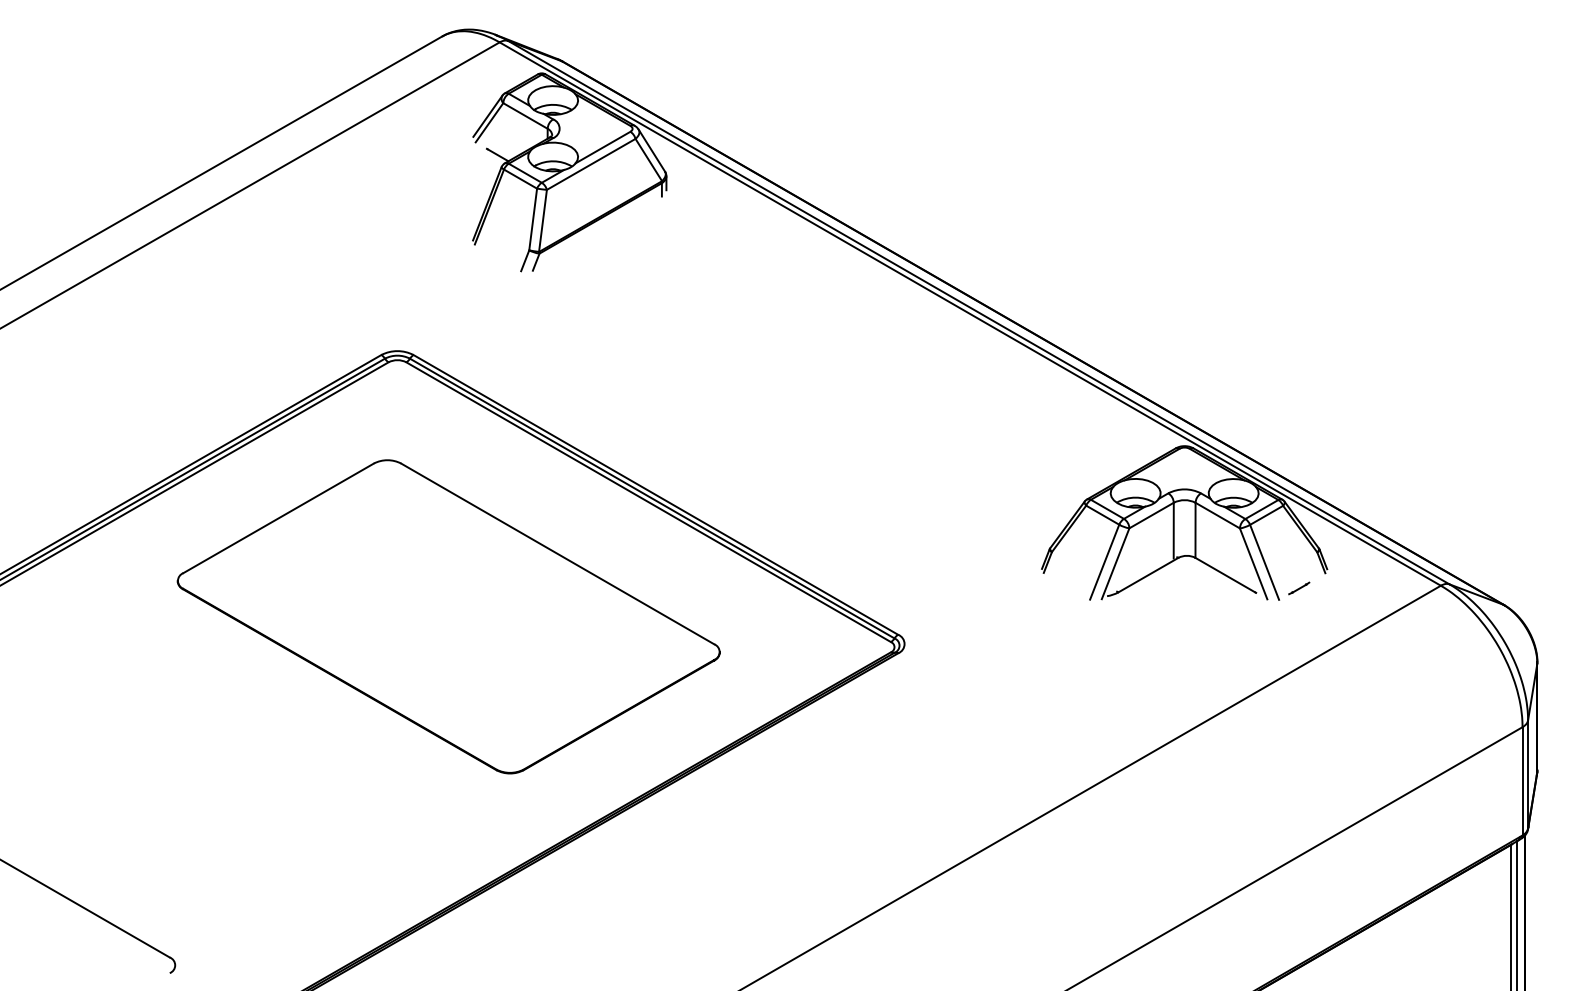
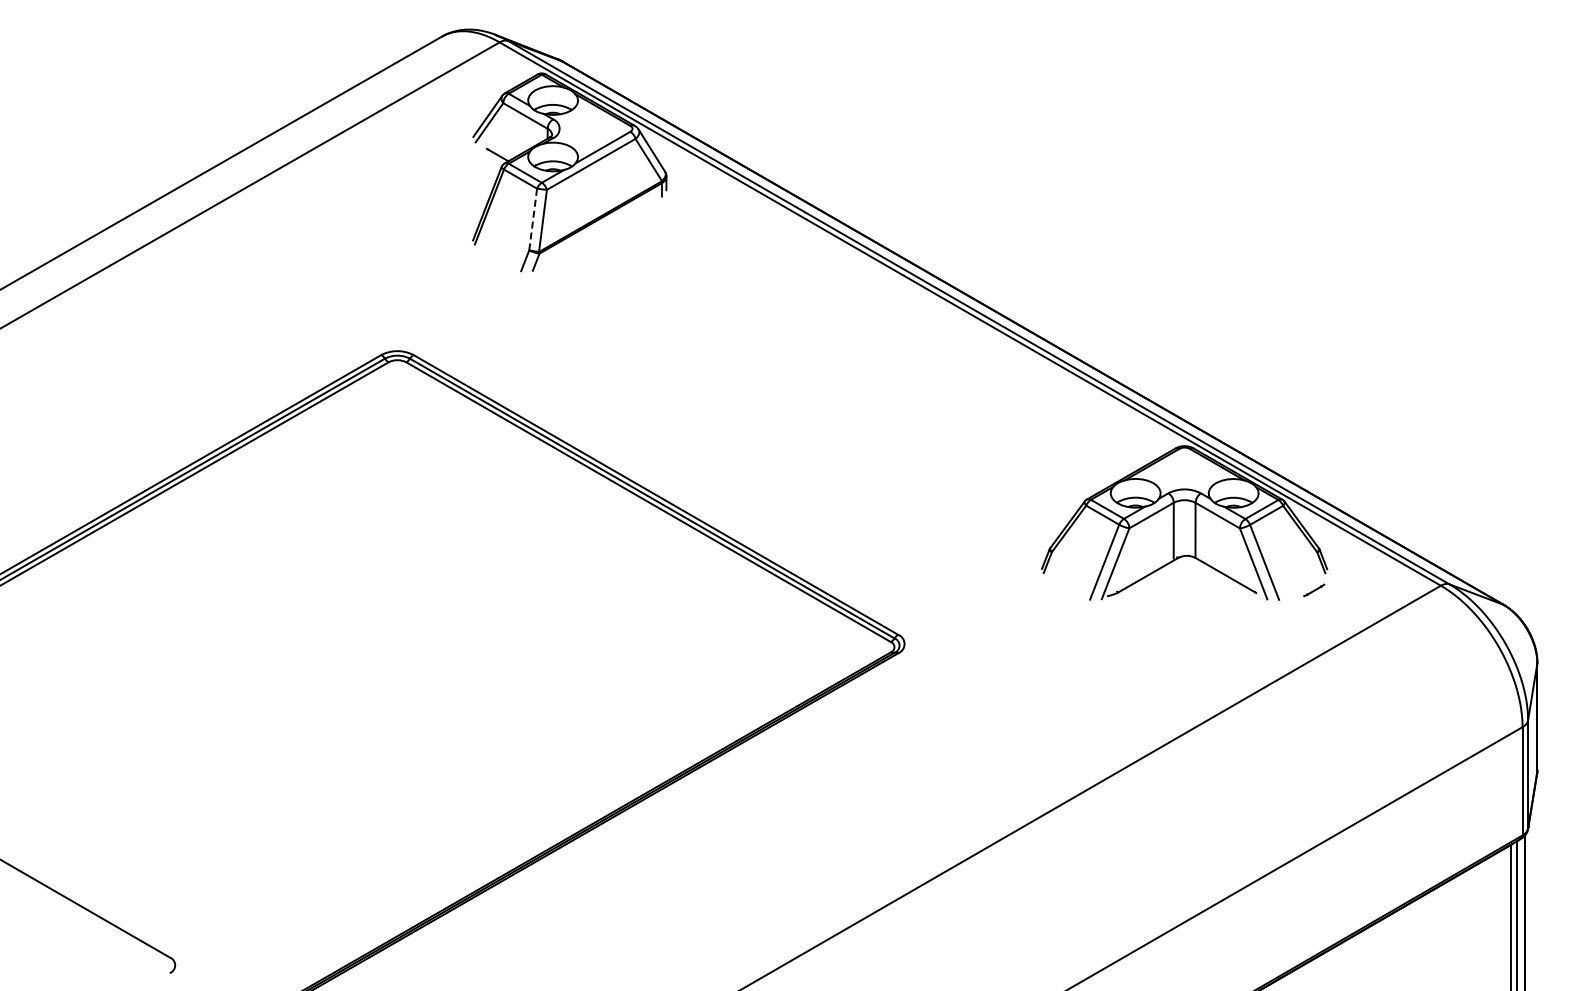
line: solid -> dashed (533, 219)
line position: (1299, 588) -> (1314, 590) (1314, 590)
part: present -> none (448, 616)
